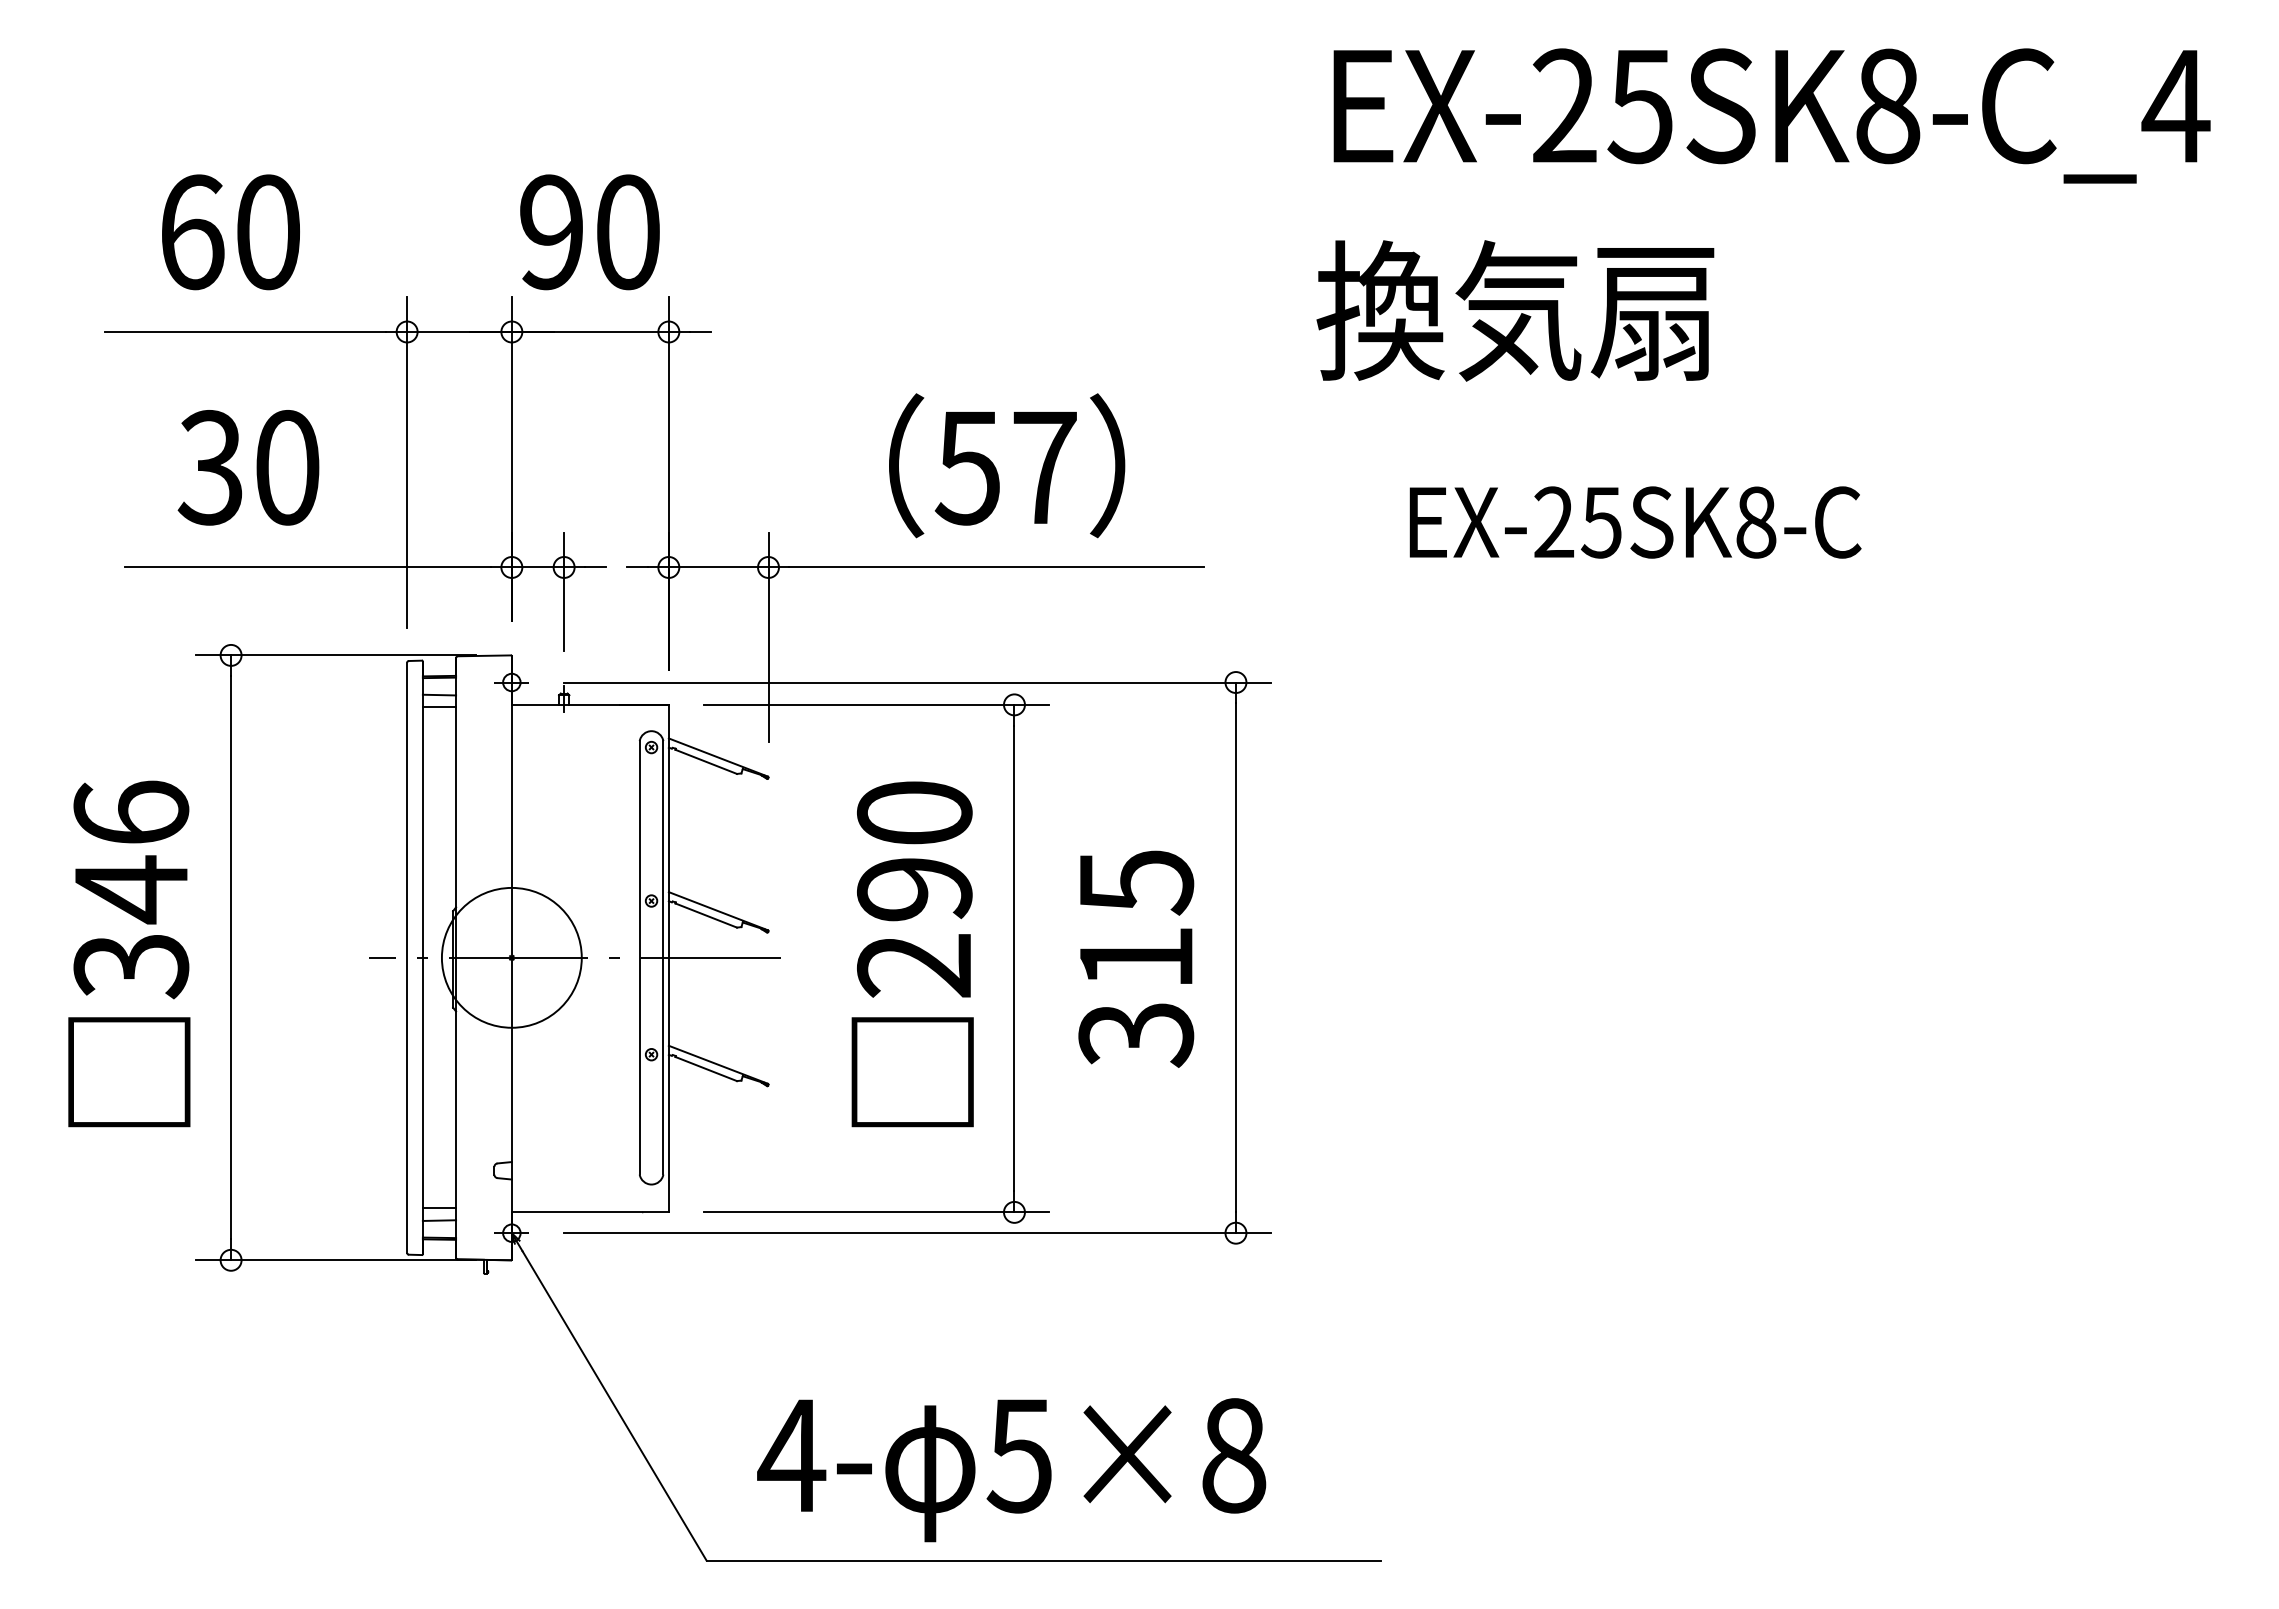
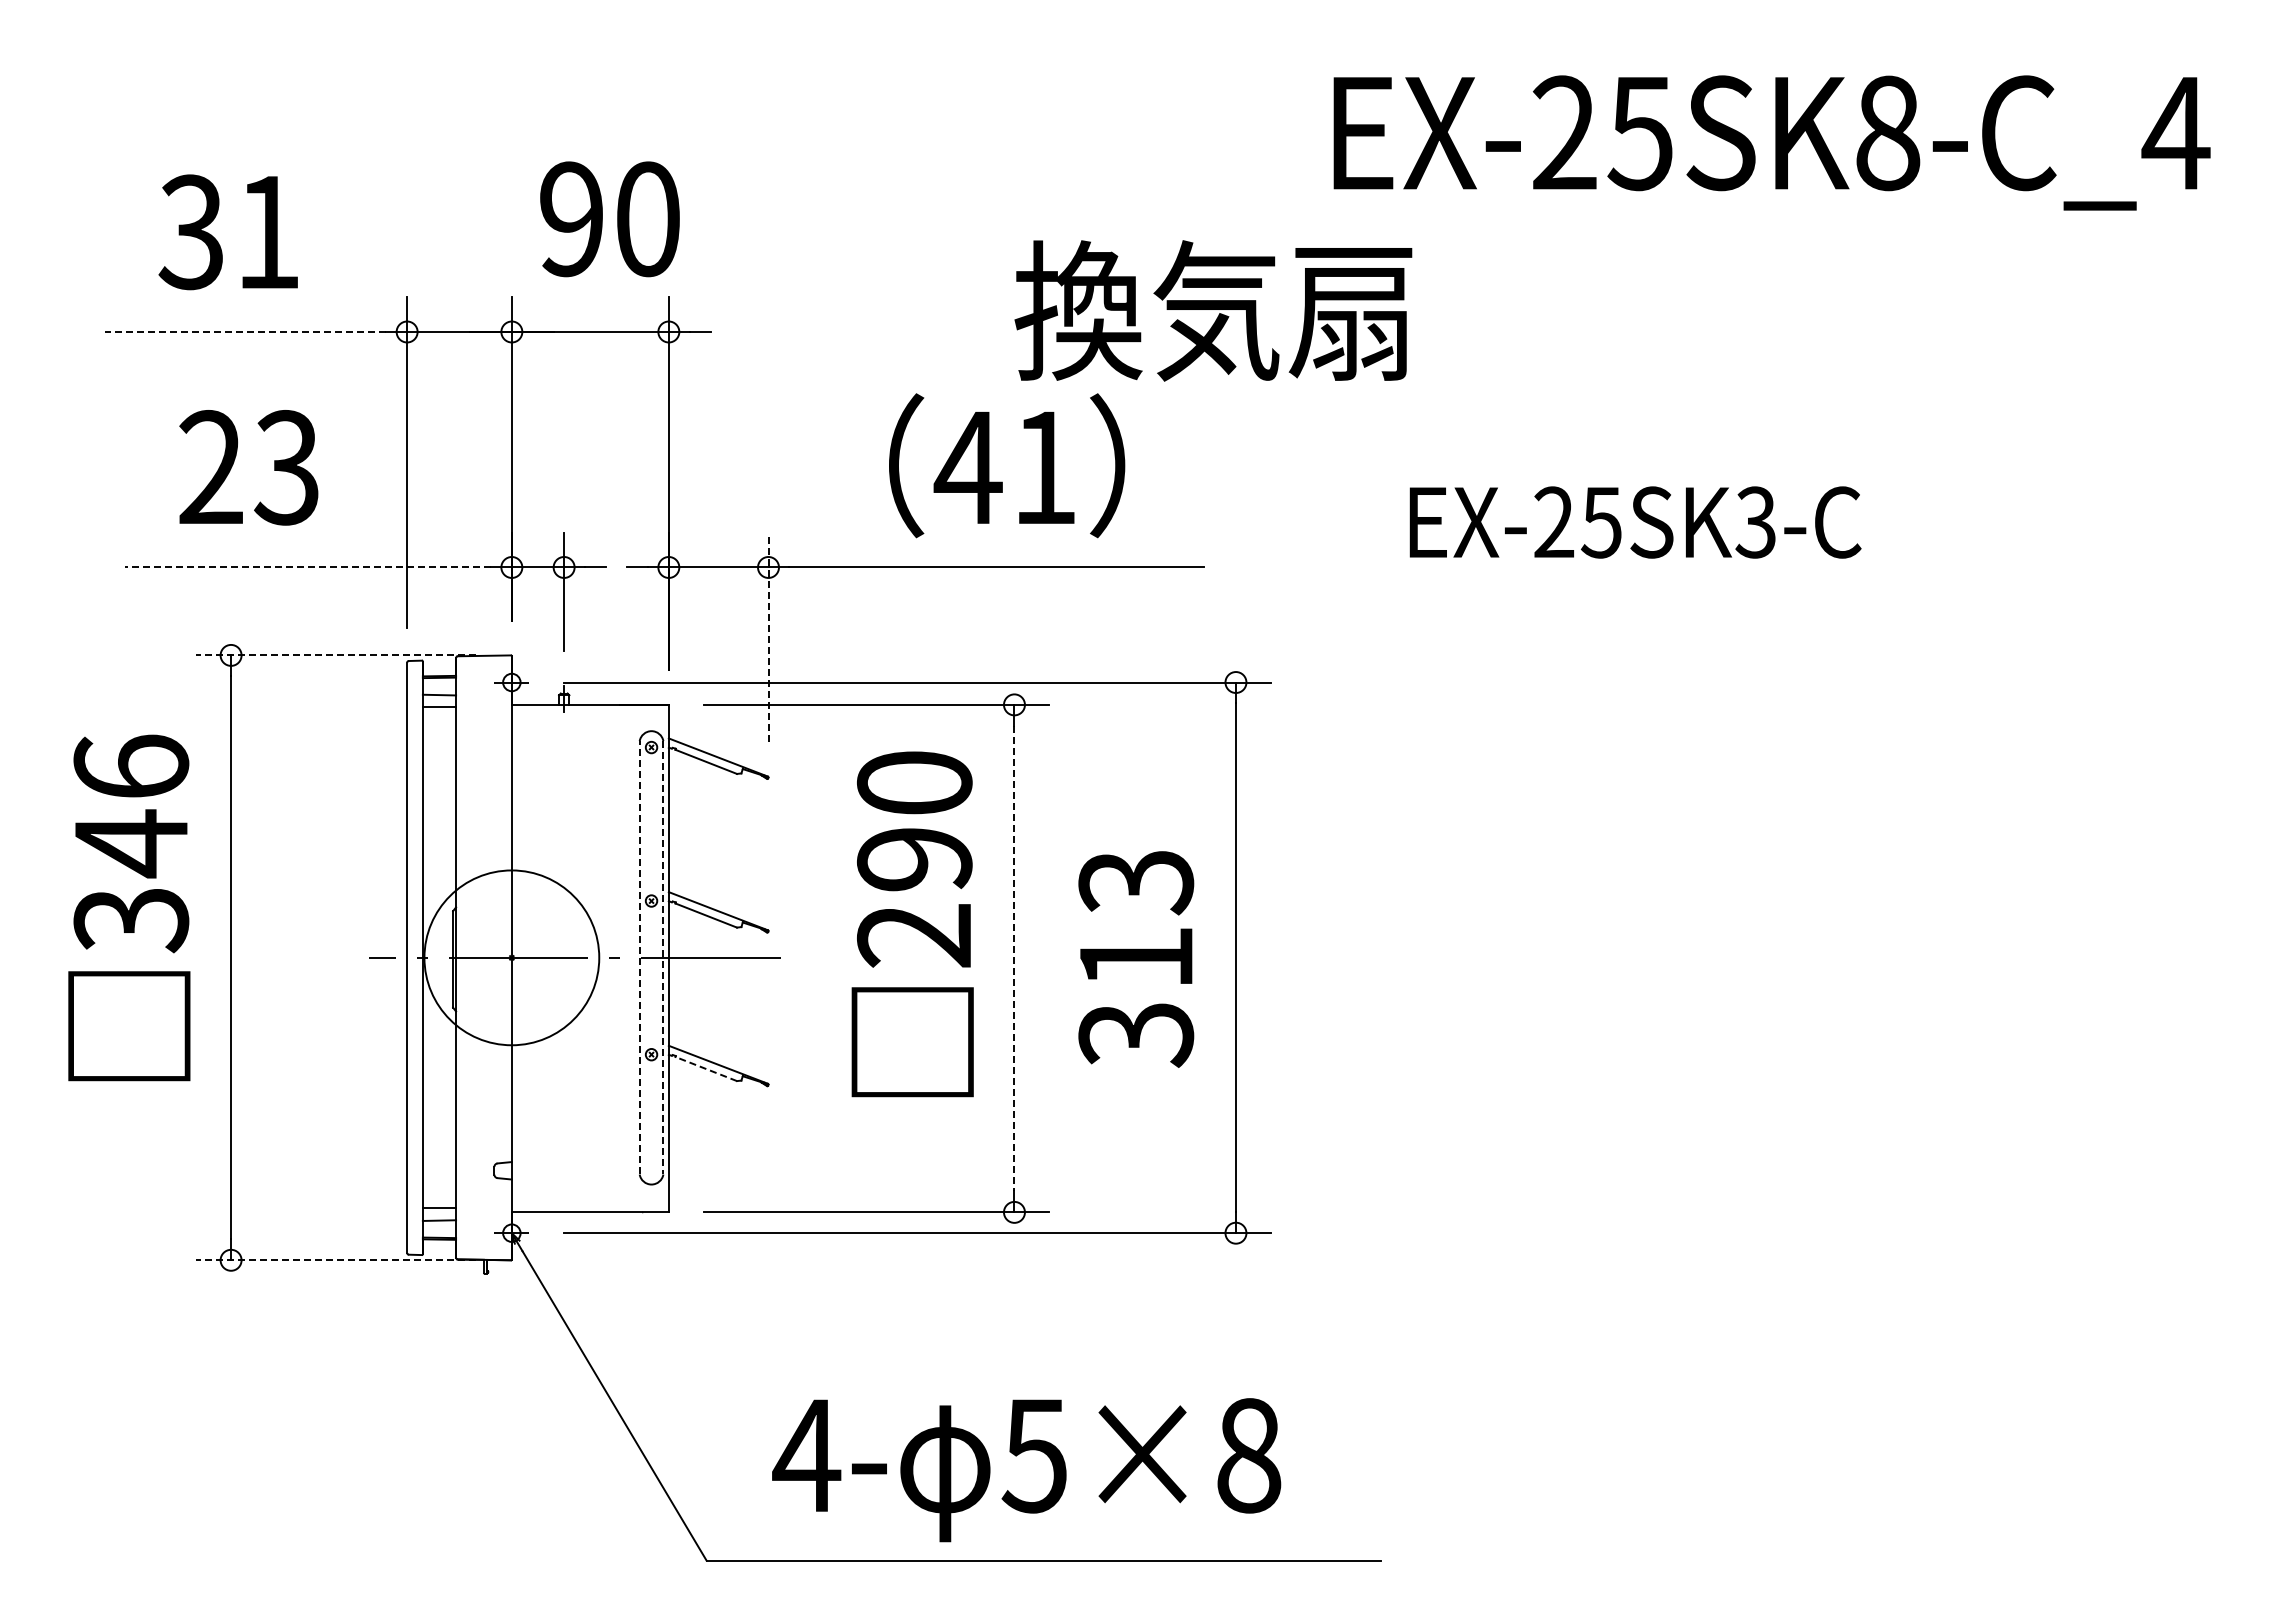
text position: (1771, 115) -> (1771, 142) (1771, 142)
text: 60 -> 31 (228, 232)
text position: (589, 232) -> (609, 219) (609, 219)
text position: (1515, 310) -> (1213, 310) (1213, 310)
line: solid -> dashed (245, 332)
text: 30 -> 23 (248, 467)
text: 57 -> 41 (1004, 468)
text: EX-25SK8-C -> EX-25SK3-C (1755, 522)
line: solid -> dashed (307, 567)
line: solid -> dashed (768, 637)
line: solid -> dashed (336, 655)
text: 315 -> 313 (1135, 882)
text position: (129, 953) -> (129, 907) (129, 907)
text position: (912, 954) -> (912, 924) (912, 924)
circle diameter: 140 px -> 175 px (511, 957)
line: solid -> dashed (639, 957)
line: solid -> dashed (663, 957)
line: solid -> dashed (1014, 958)
line: solid -> dashed (705, 1068)
line: solid -> dashed (336, 1260)
text position: (1011, 1470) -> (1026, 1470) (1026, 1470)
